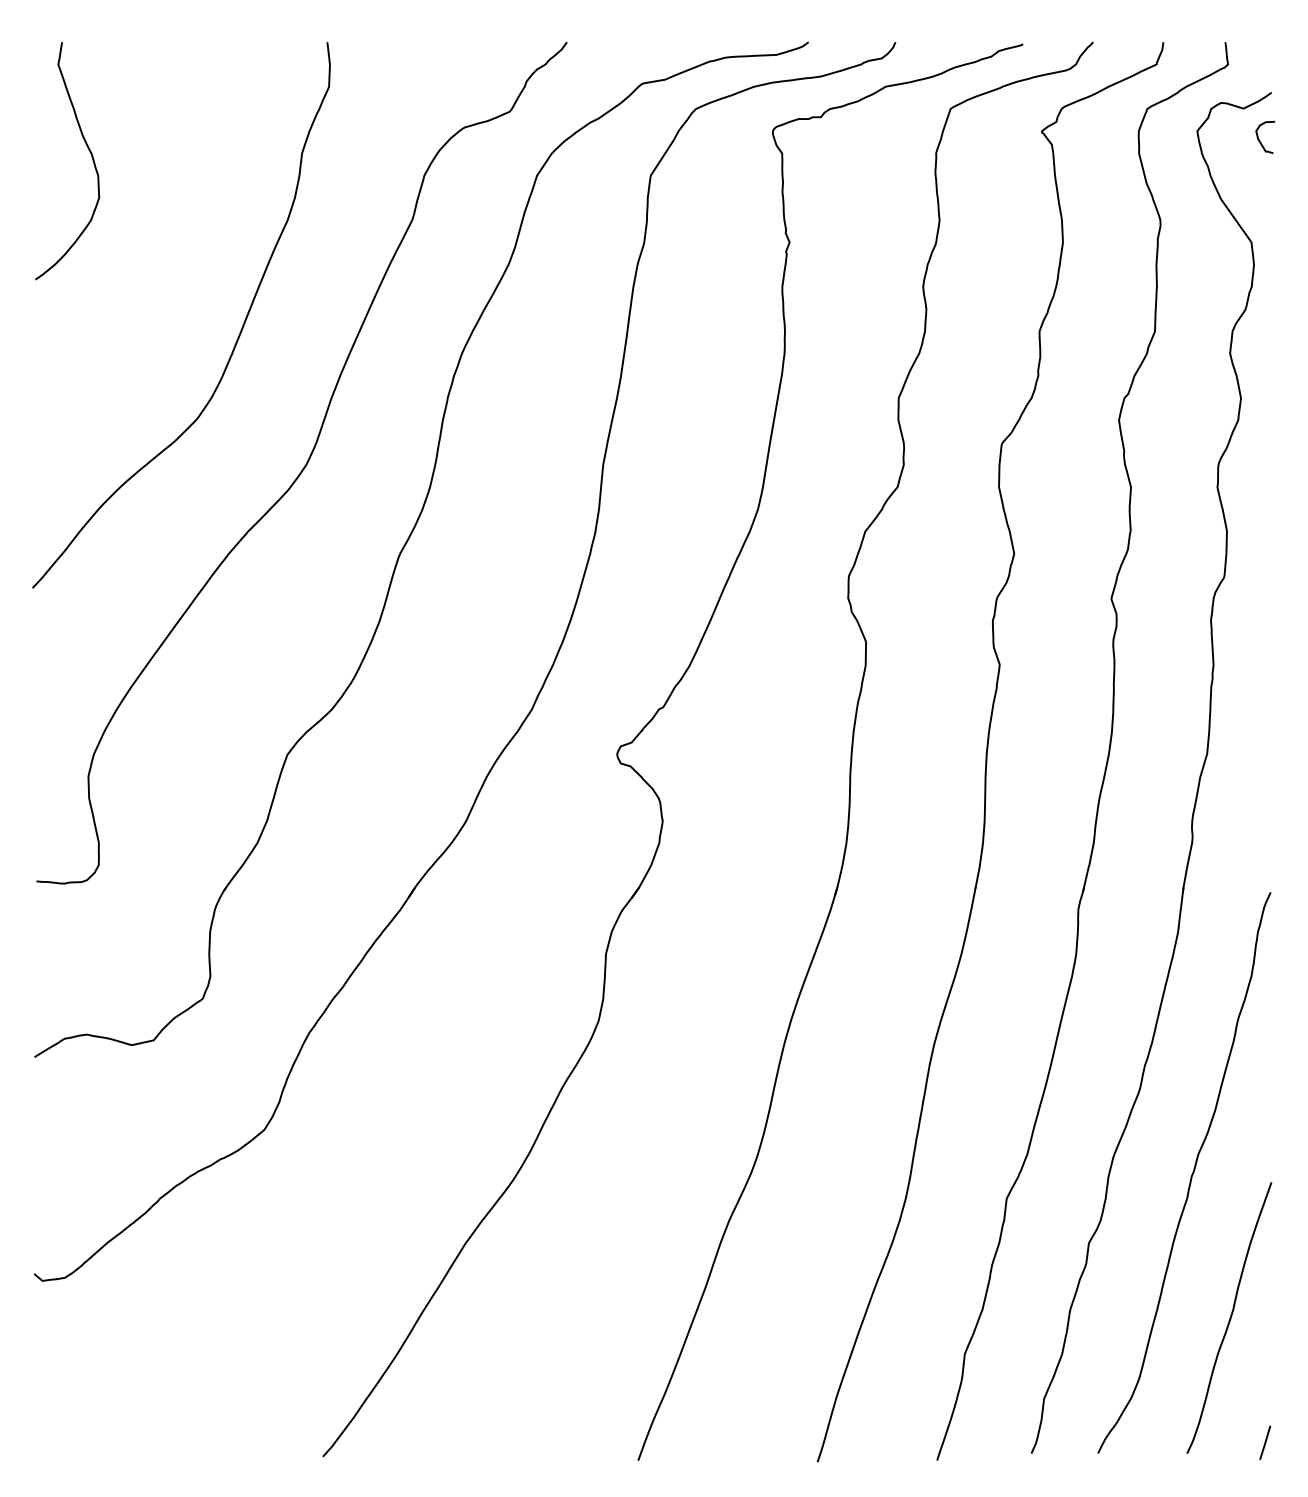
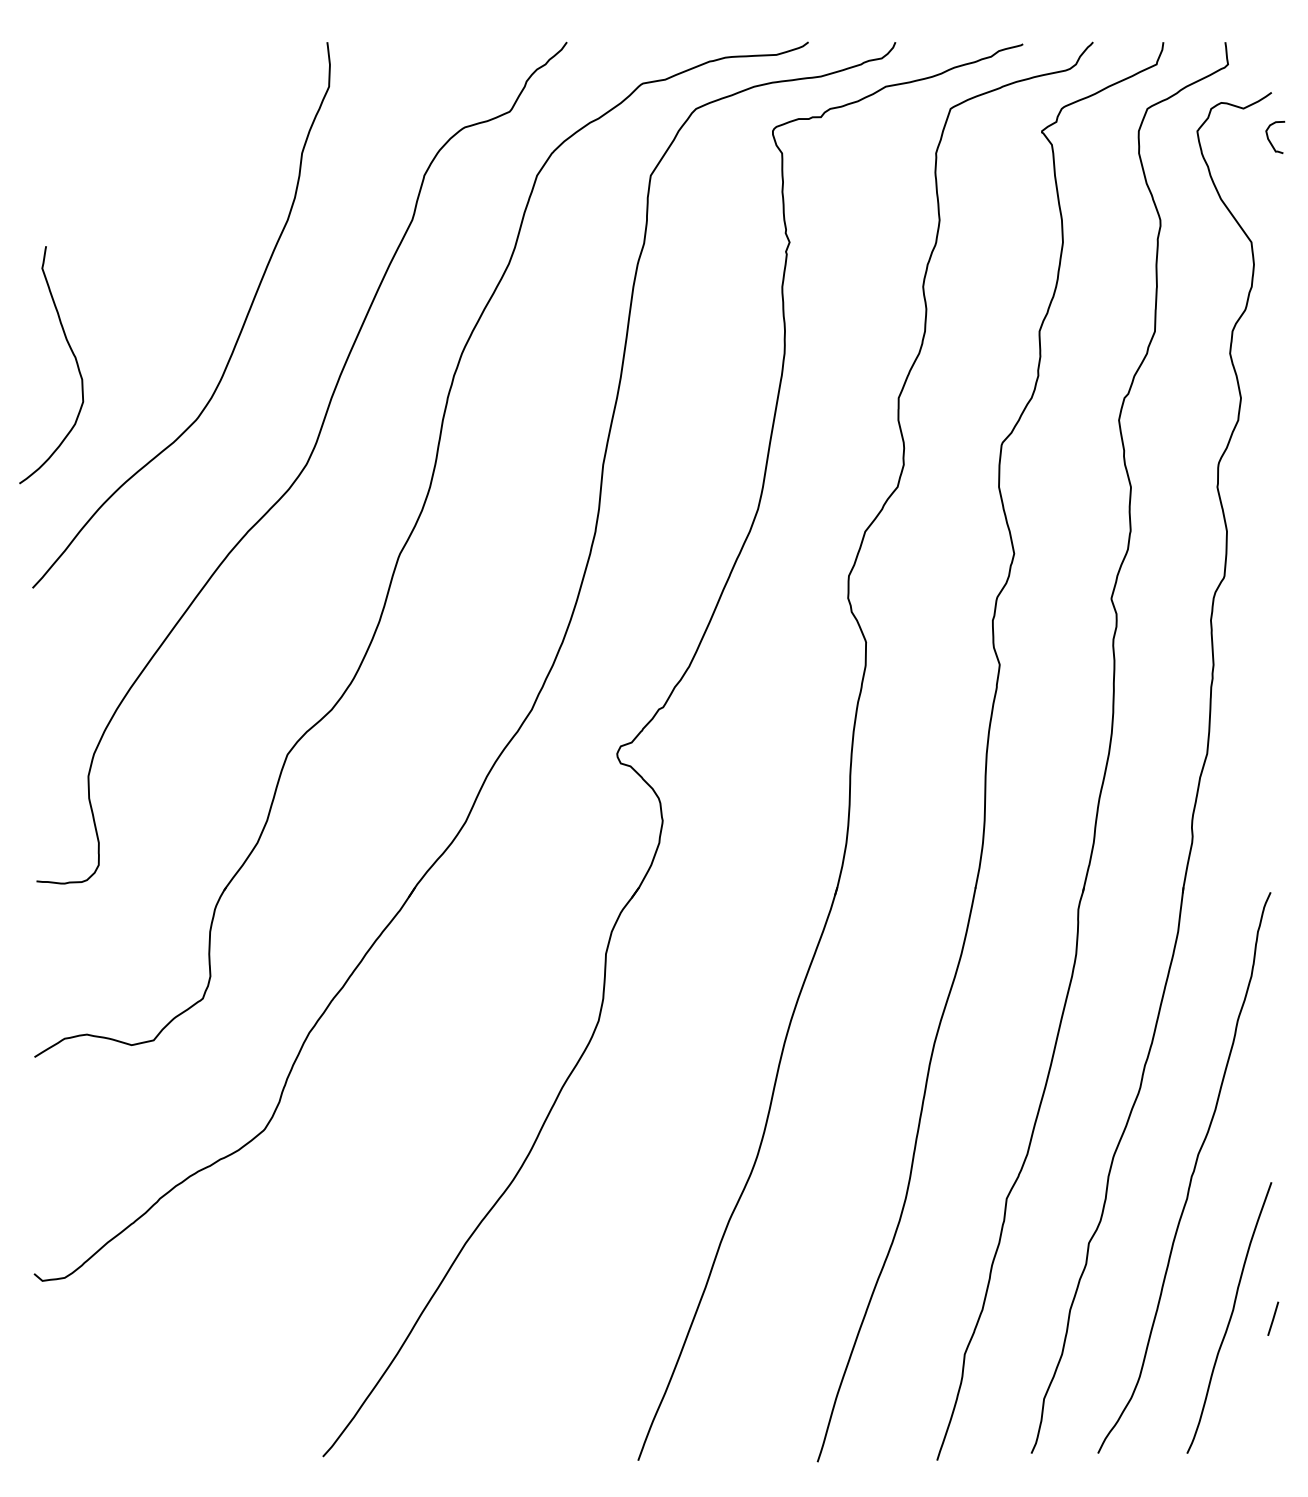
curve position: (1260, 140) -> (1270, 140) (1270, 140)
curve position: (88, 150) -> (72, 354) (72, 354)
line position: (1265, 1442) -> (1273, 1318) (1273, 1318)
